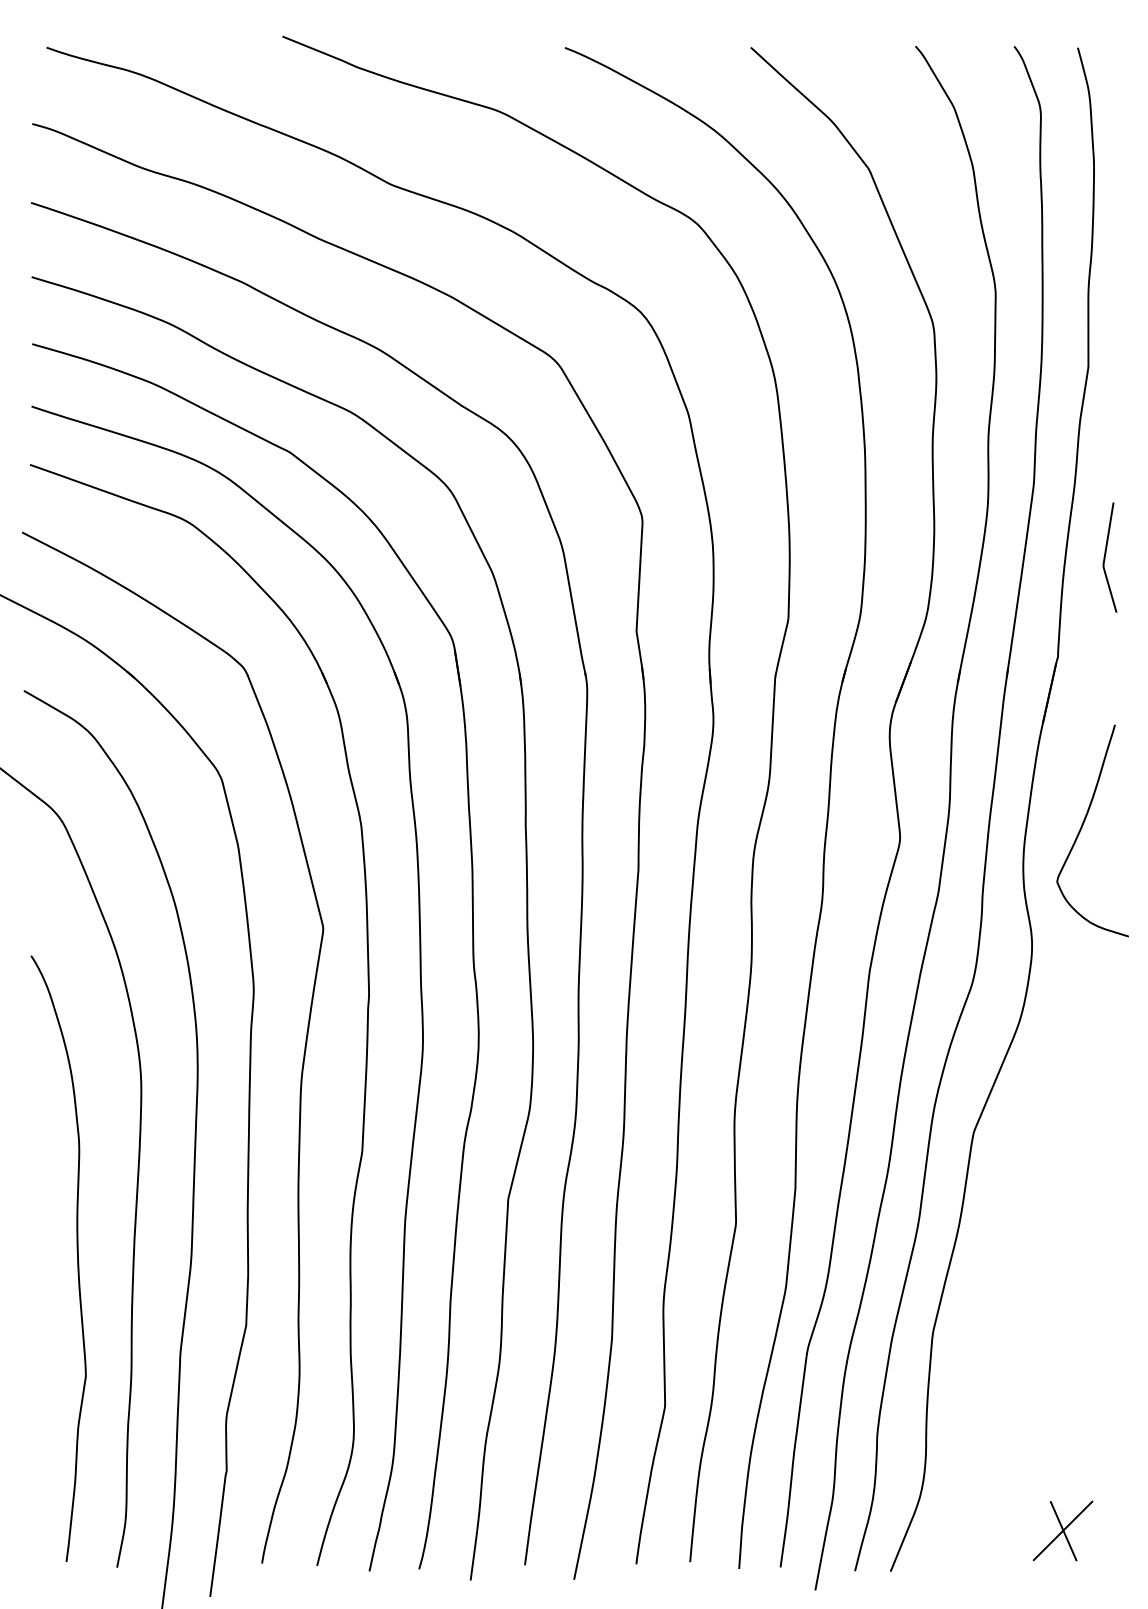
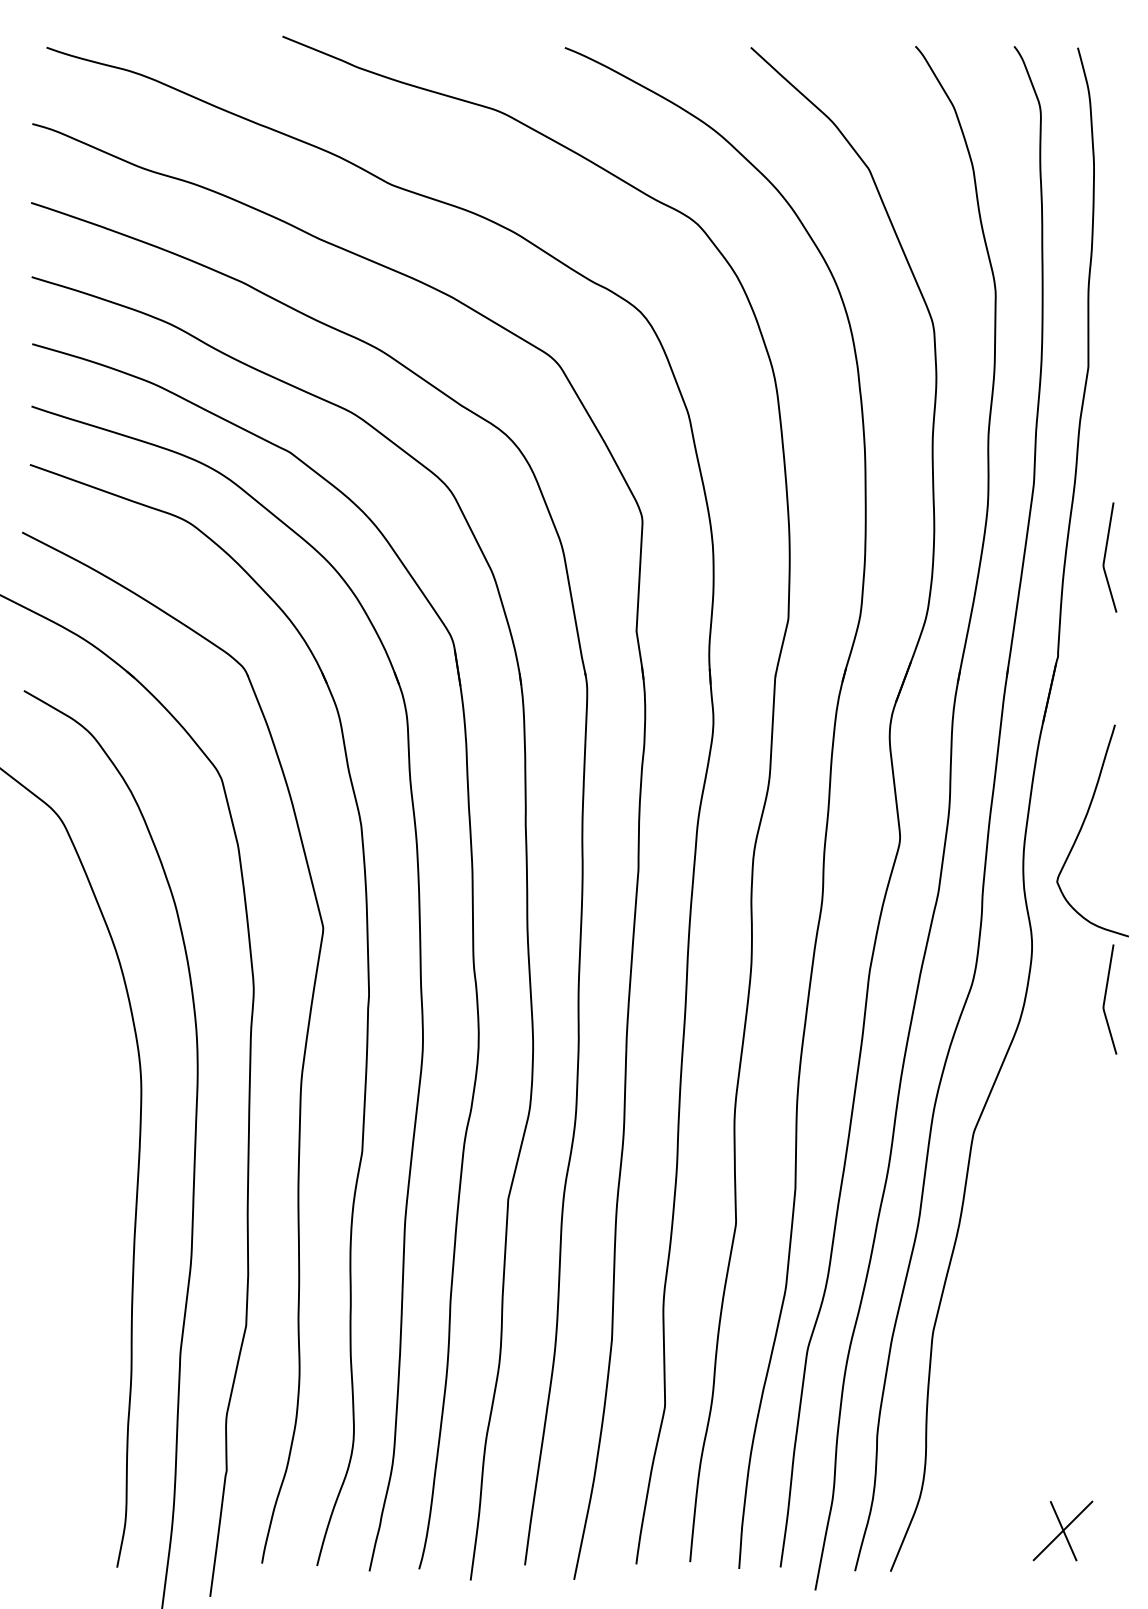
curve: none -> present (1105, 999)
curve: present -> none (77, 1258)
